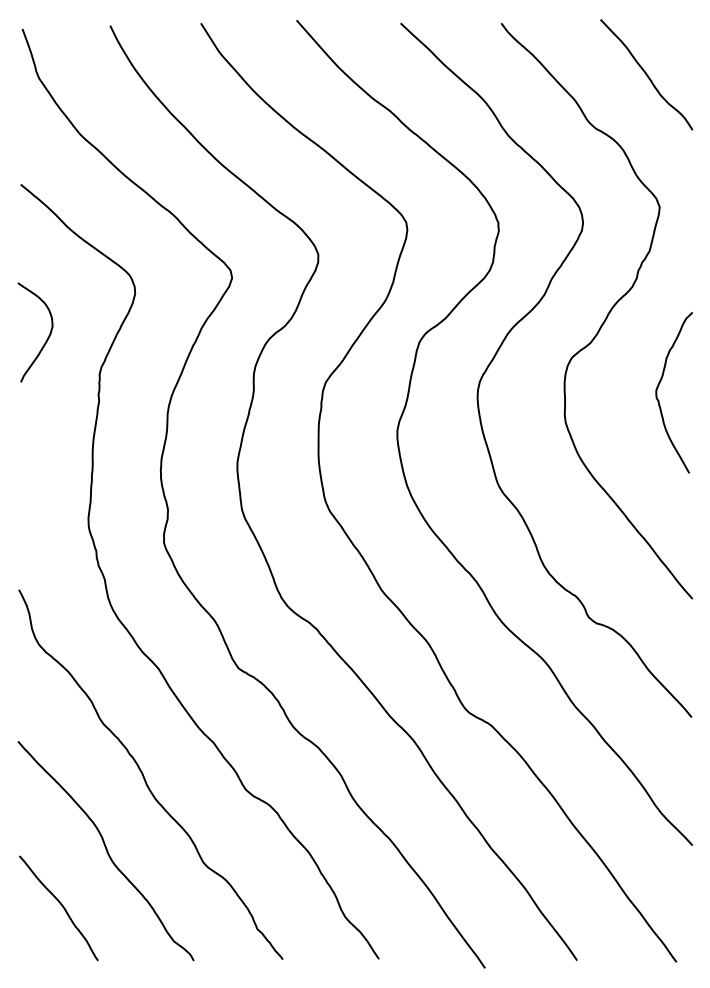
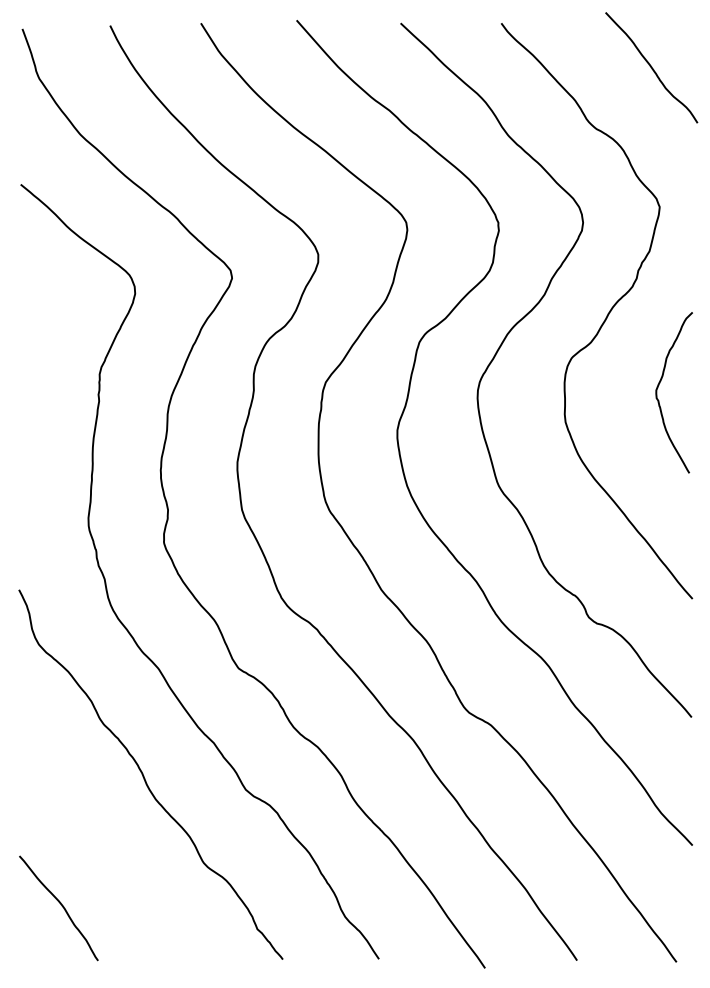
curve position: (646, 74) -> (651, 67) (651, 67)
curve: present -> none (47, 337)
curve: present -> none (106, 851)
